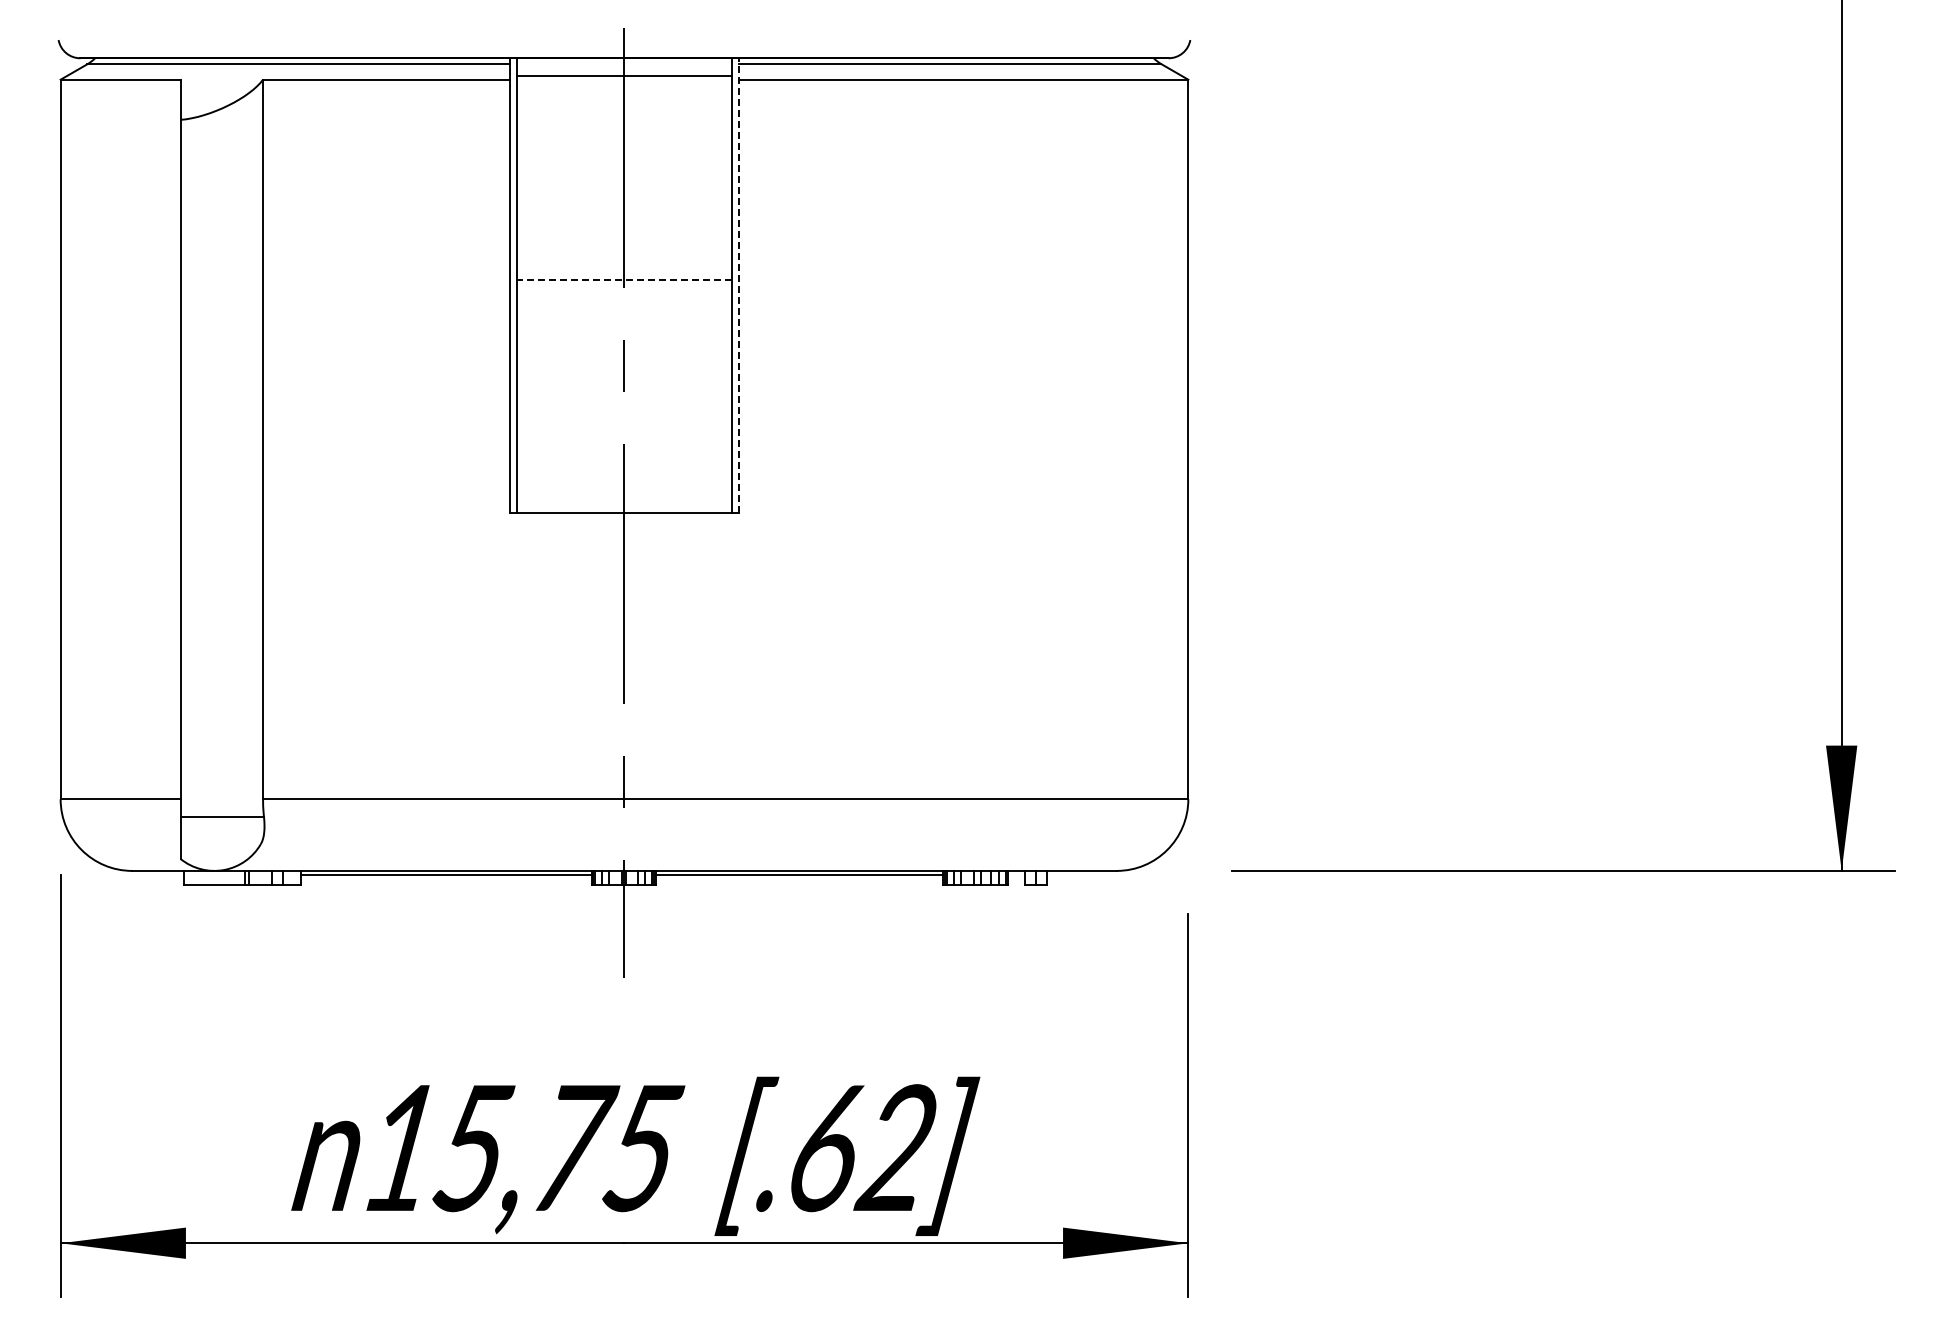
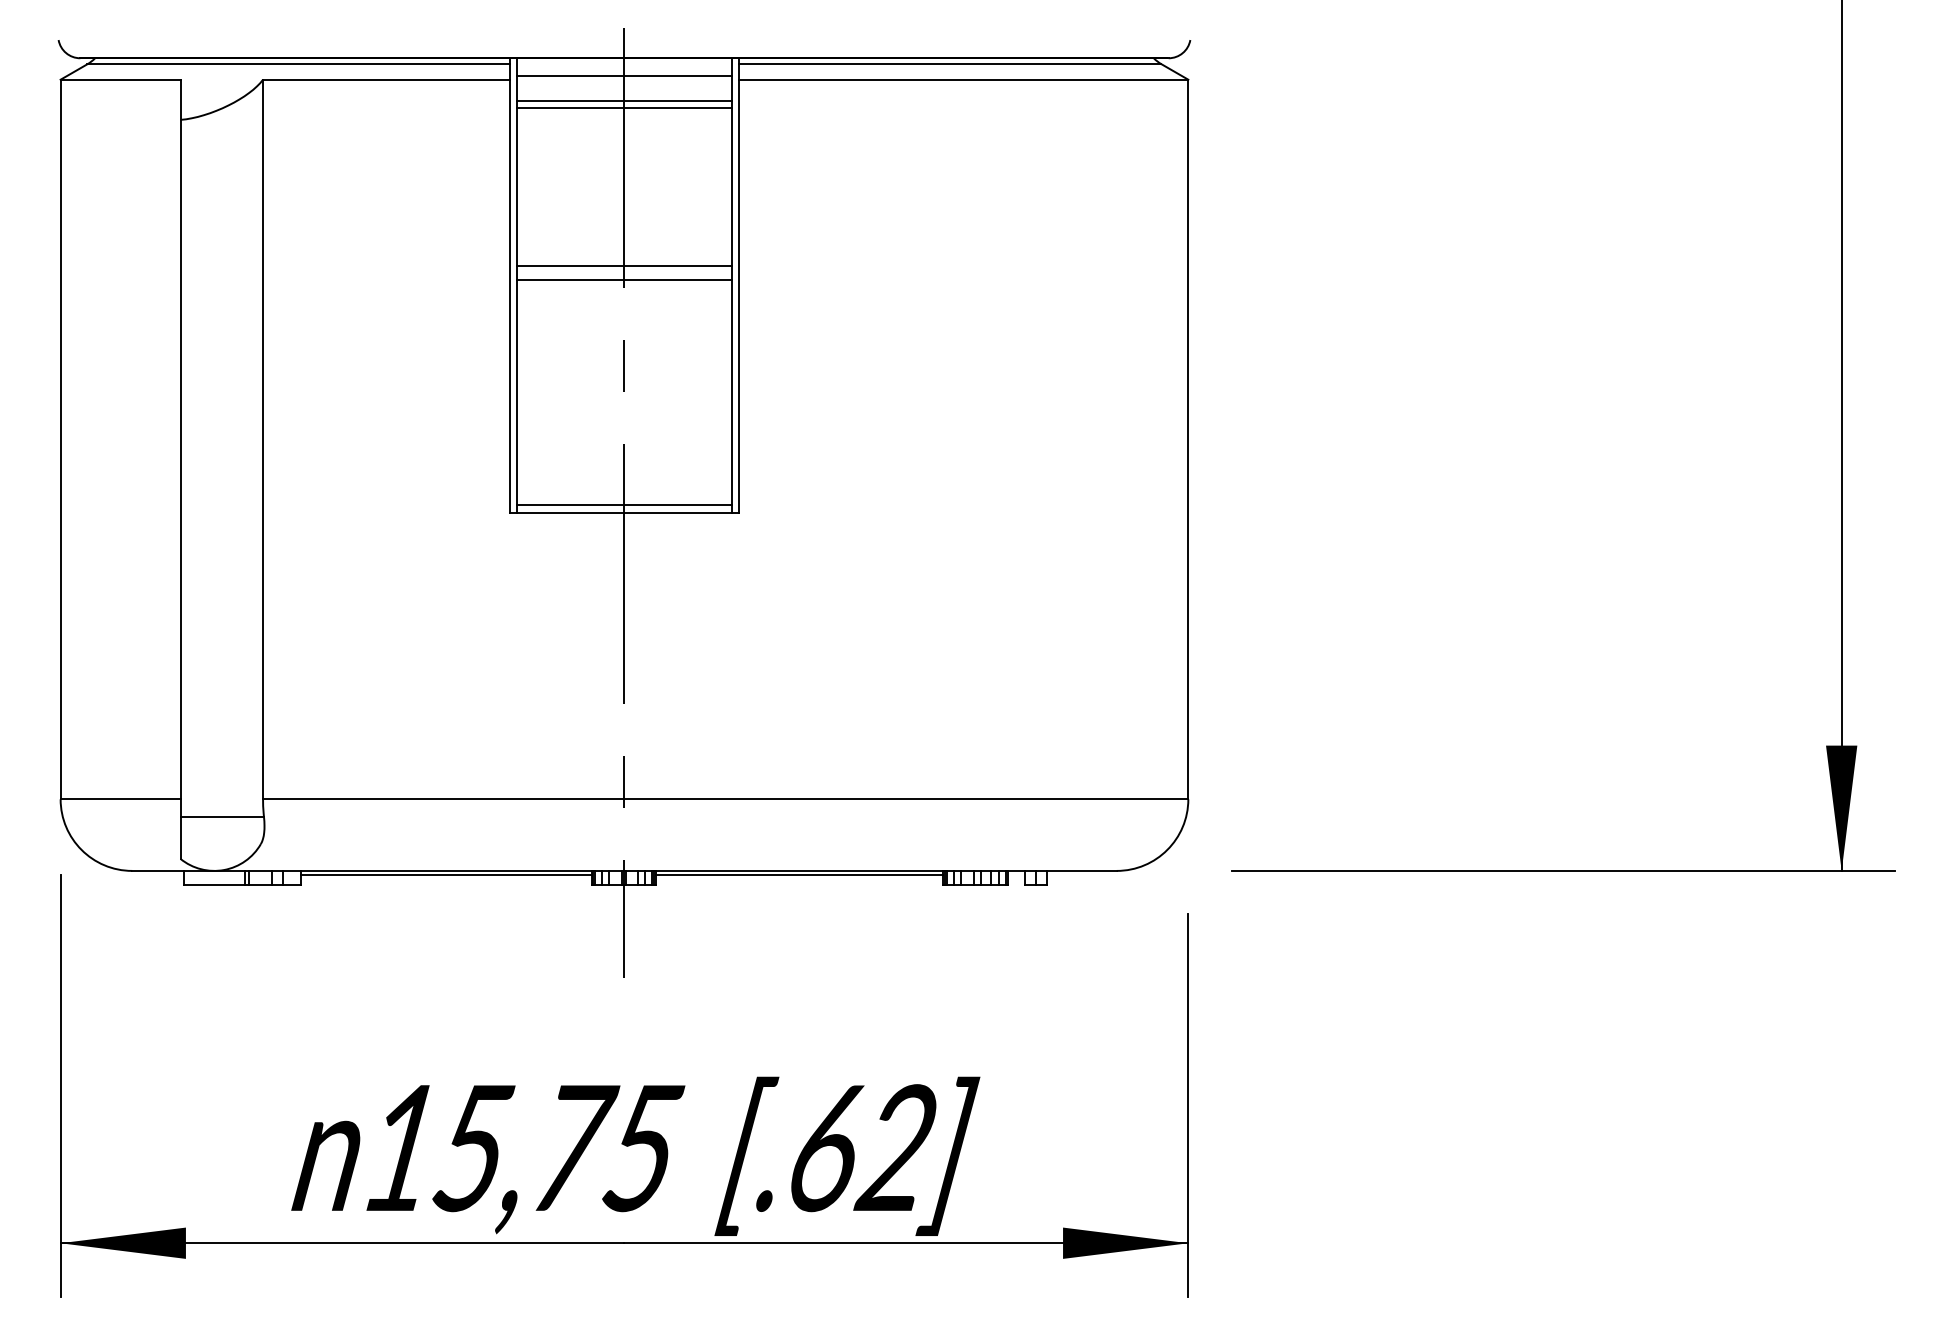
line: none -> present (624, 100)
line: none -> present (624, 108)
line: none -> present (624, 266)
line: dashed -> solid (623, 279)
line: dashed -> solid (739, 285)
line: none -> present (624, 505)
